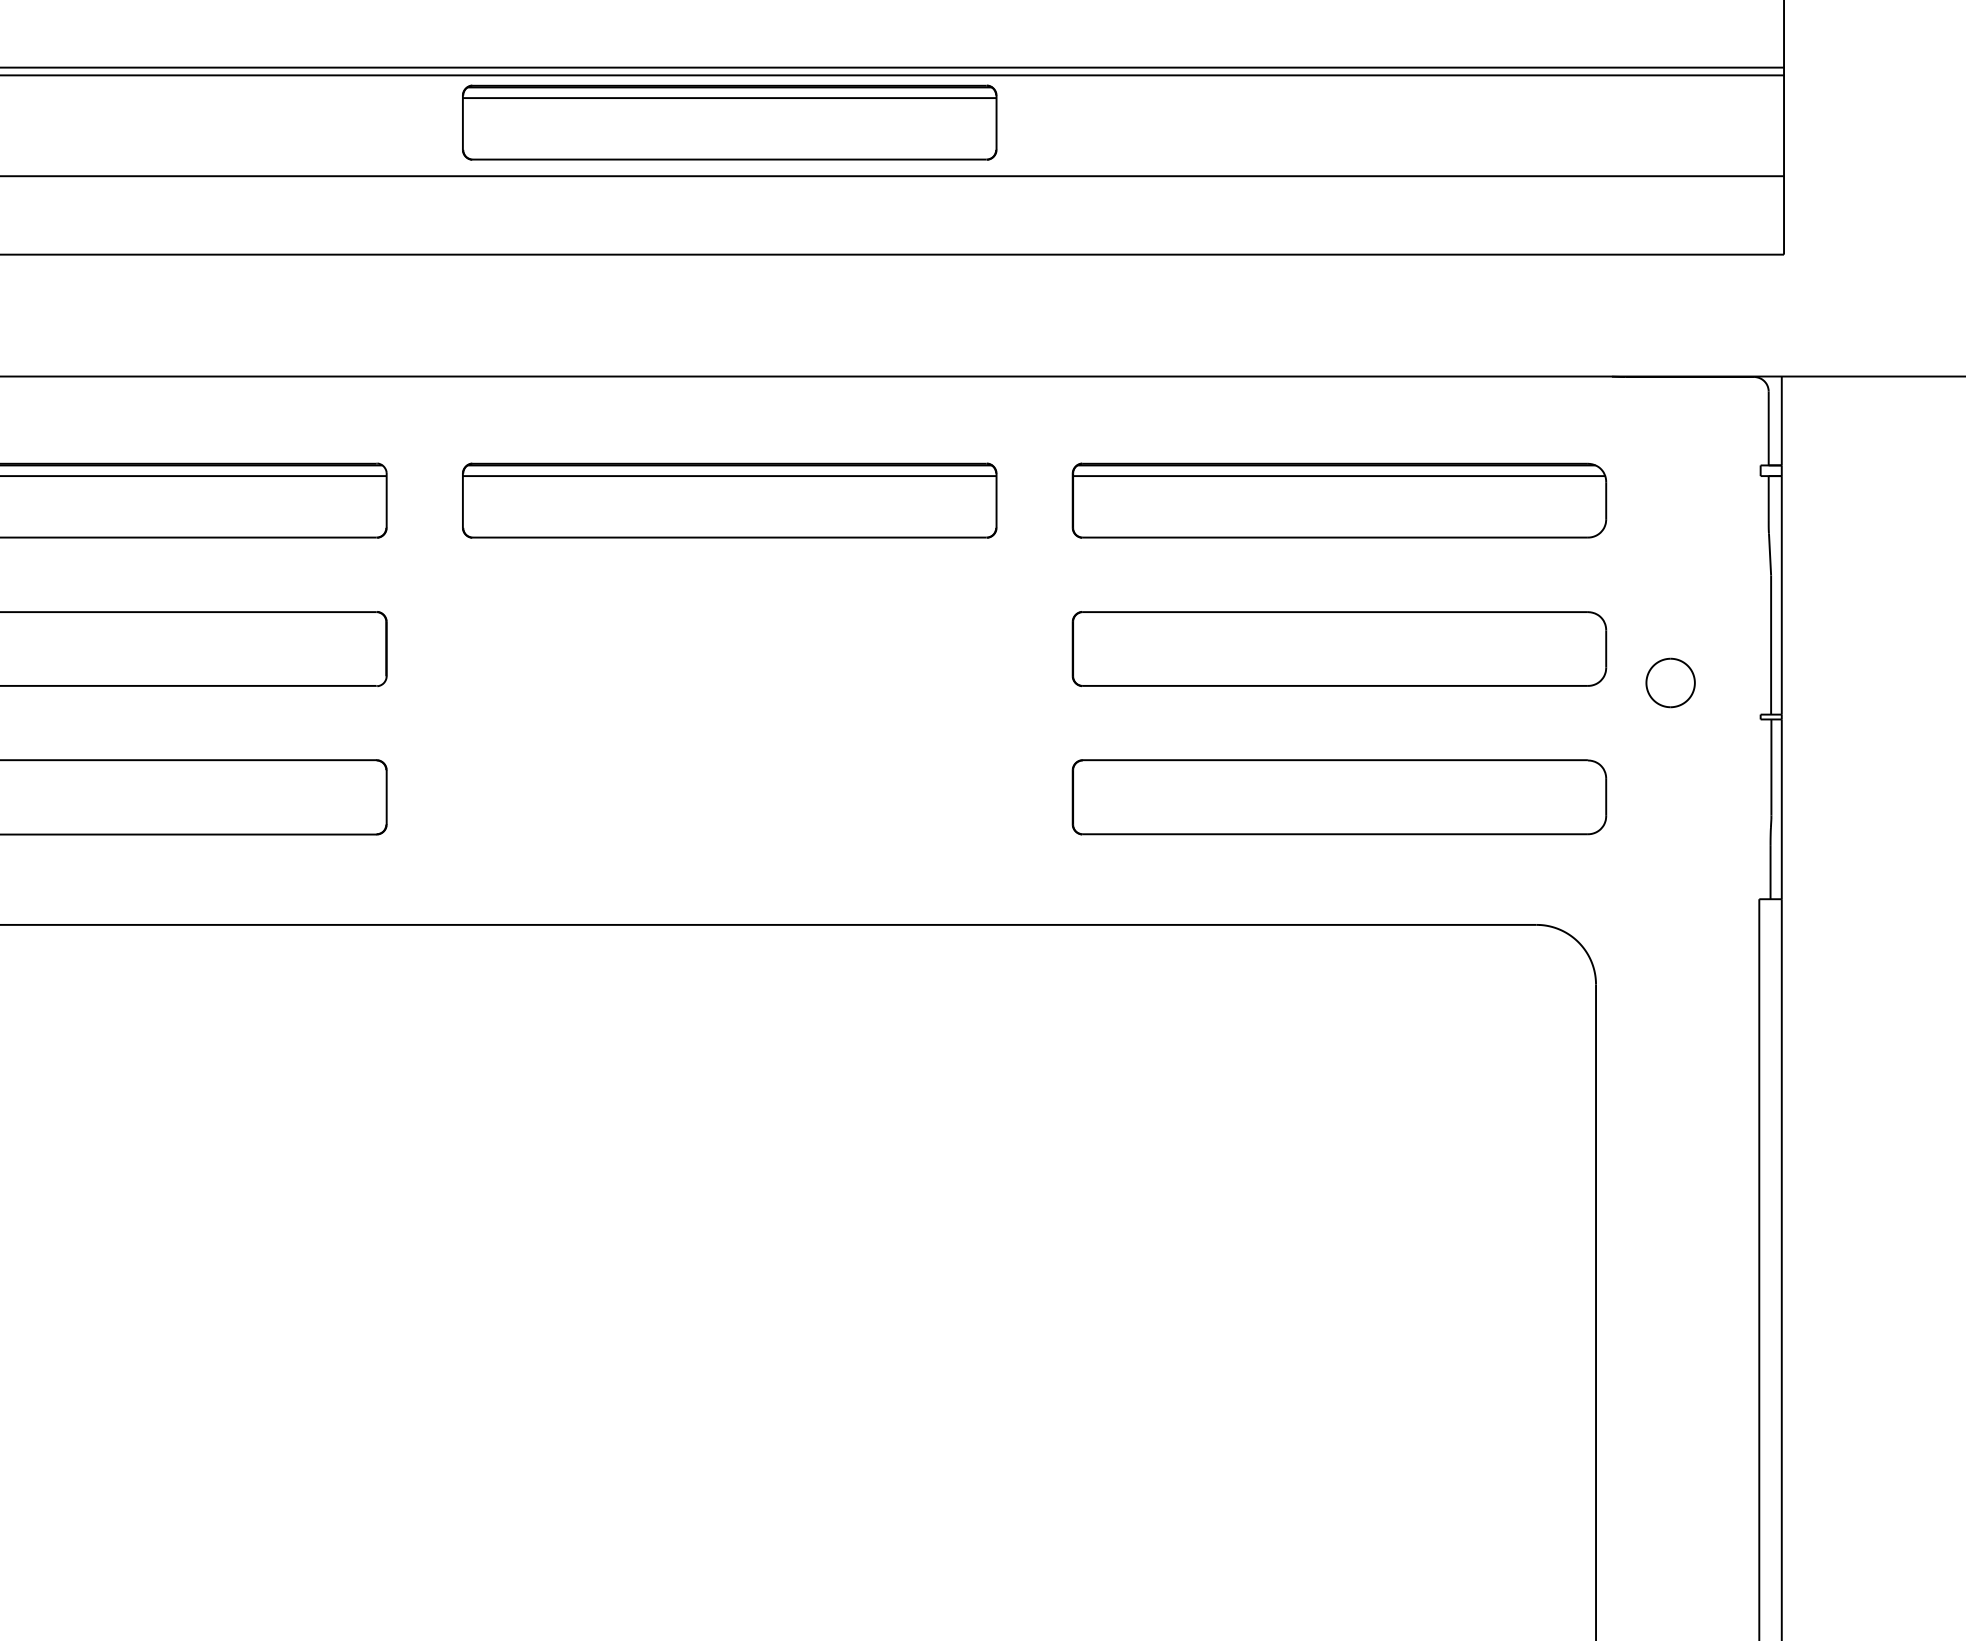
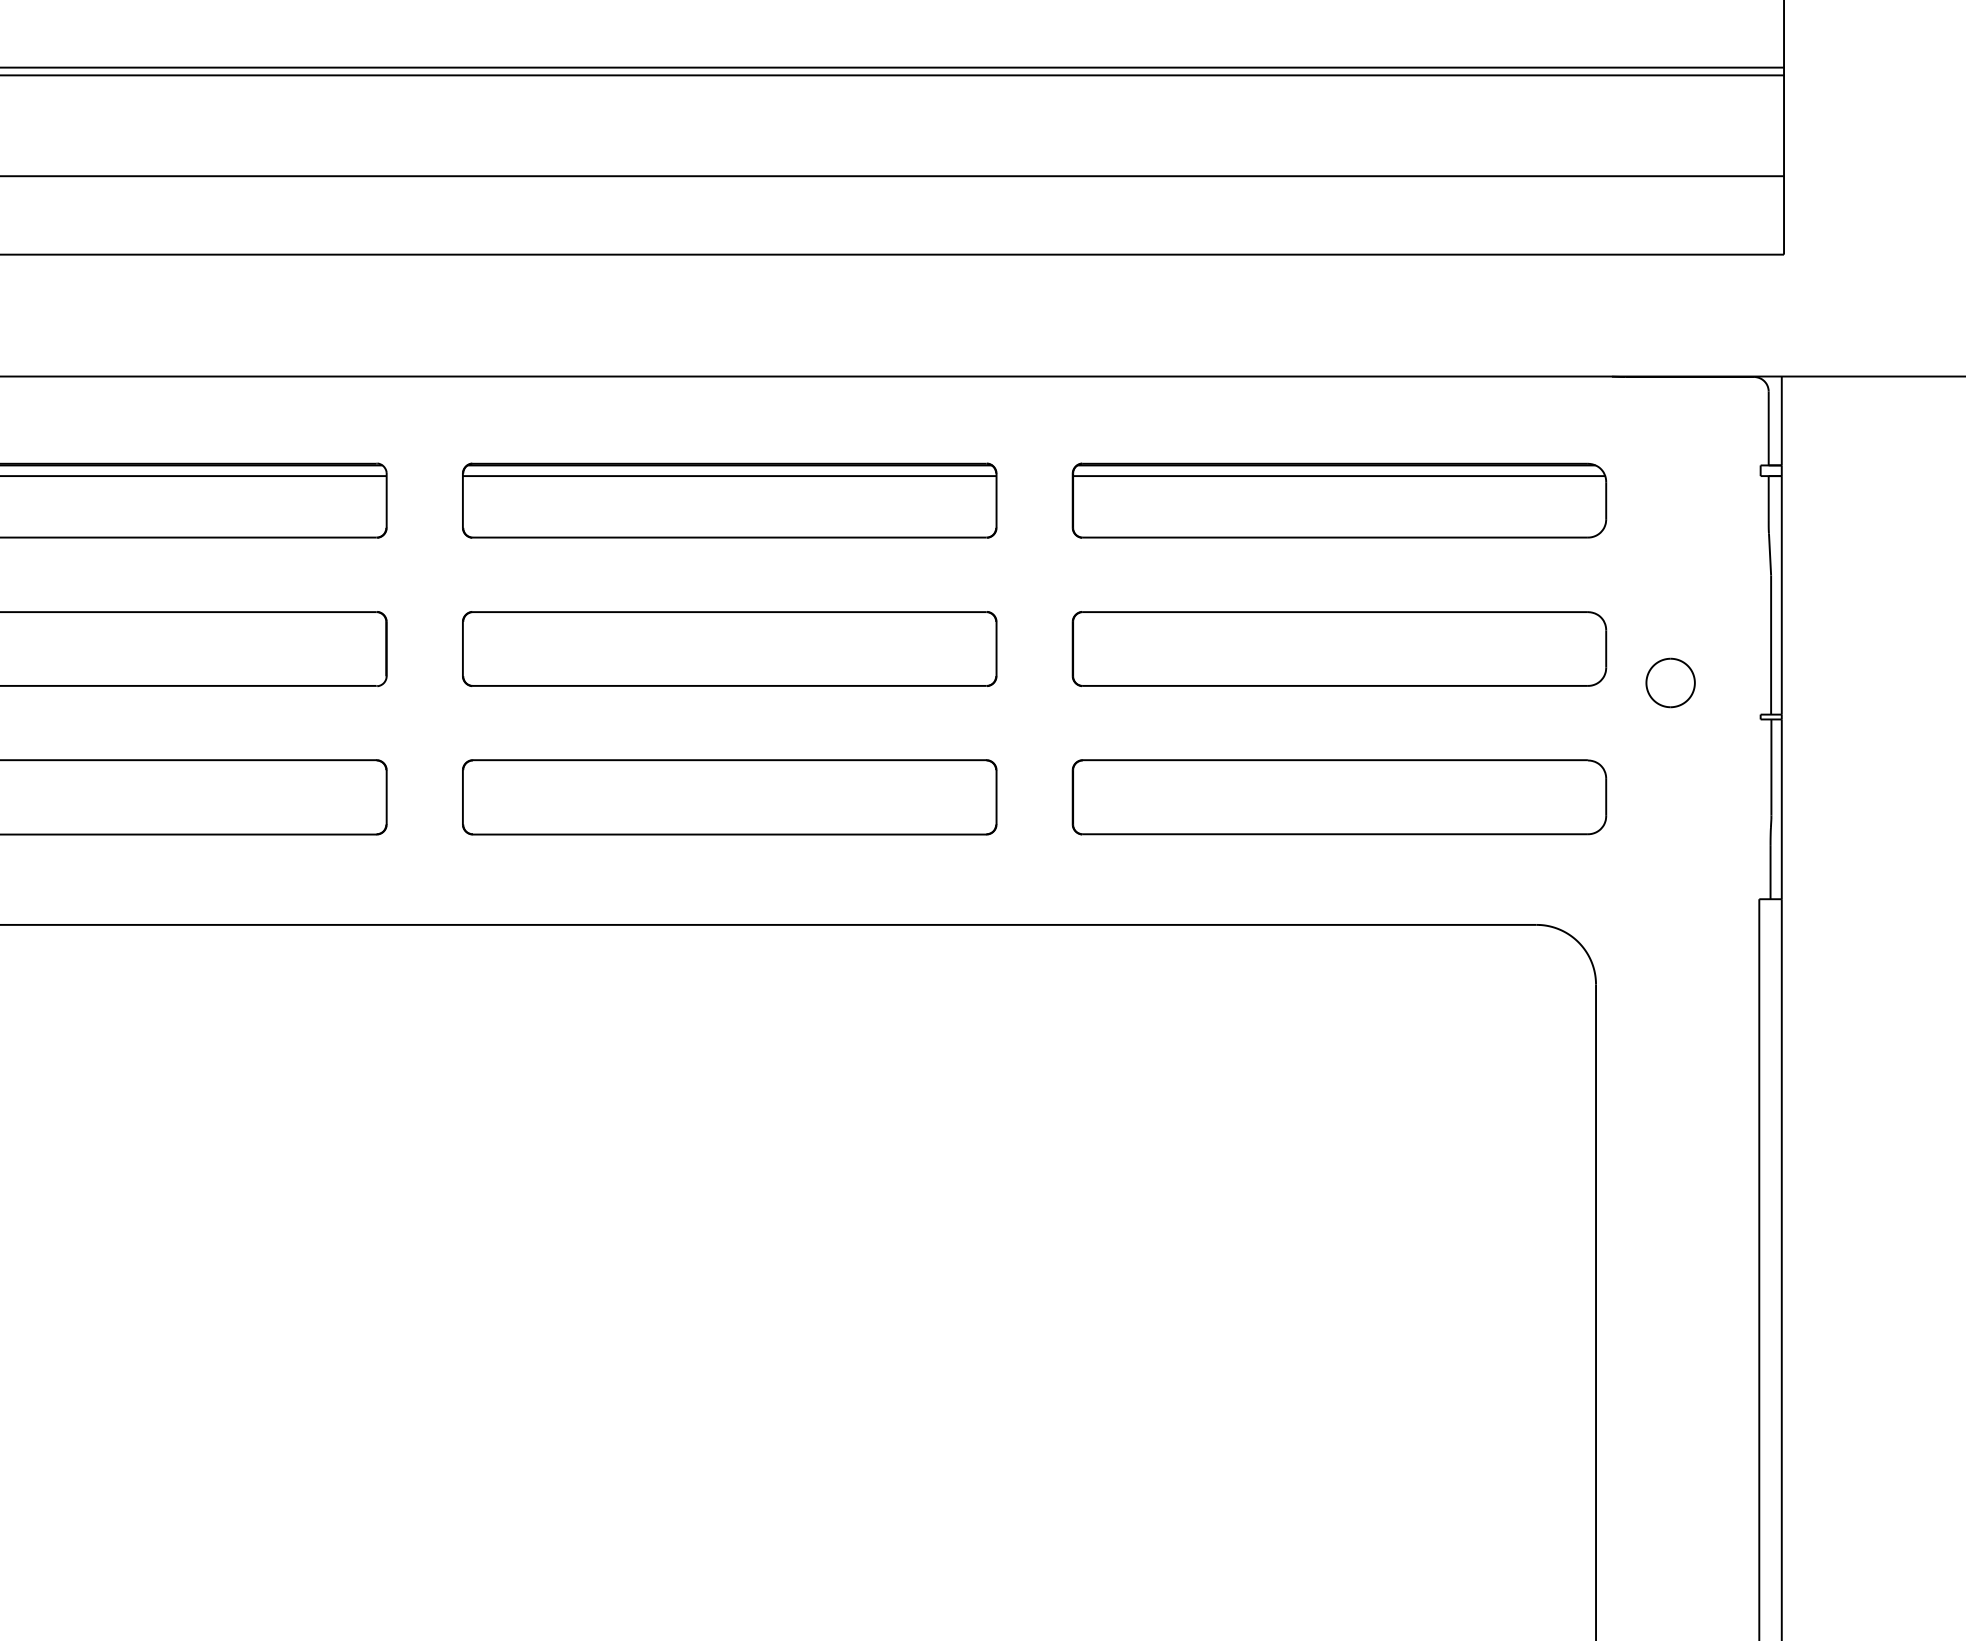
part: present -> none (729, 122)
part: none -> present (729, 648)
part: none -> present (729, 797)
